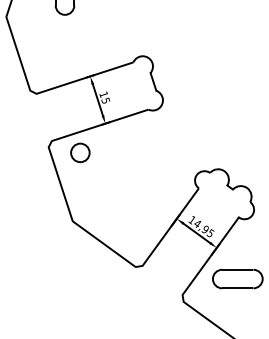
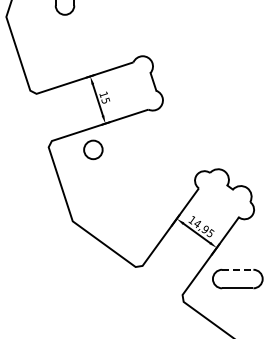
circle position: (80, 152) -> (93, 149) (93, 149)
line: solid -> dashed (237, 269)
